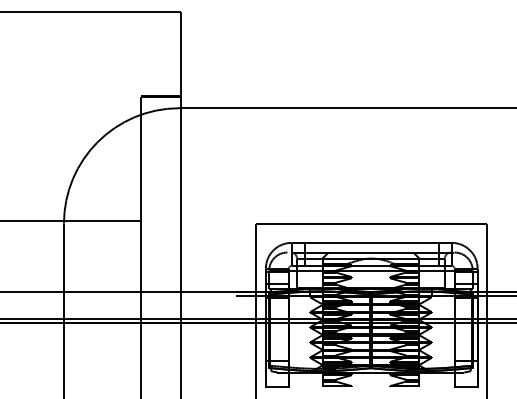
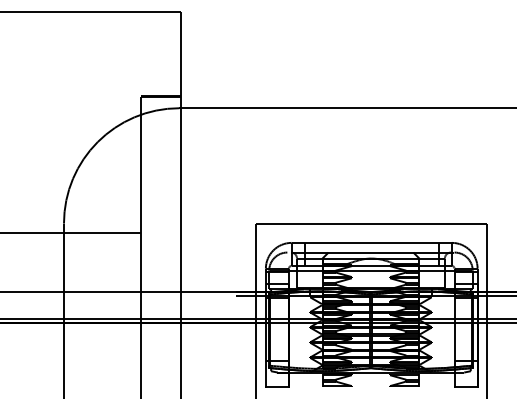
line position: (71, 221) -> (71, 233) (71, 233)
